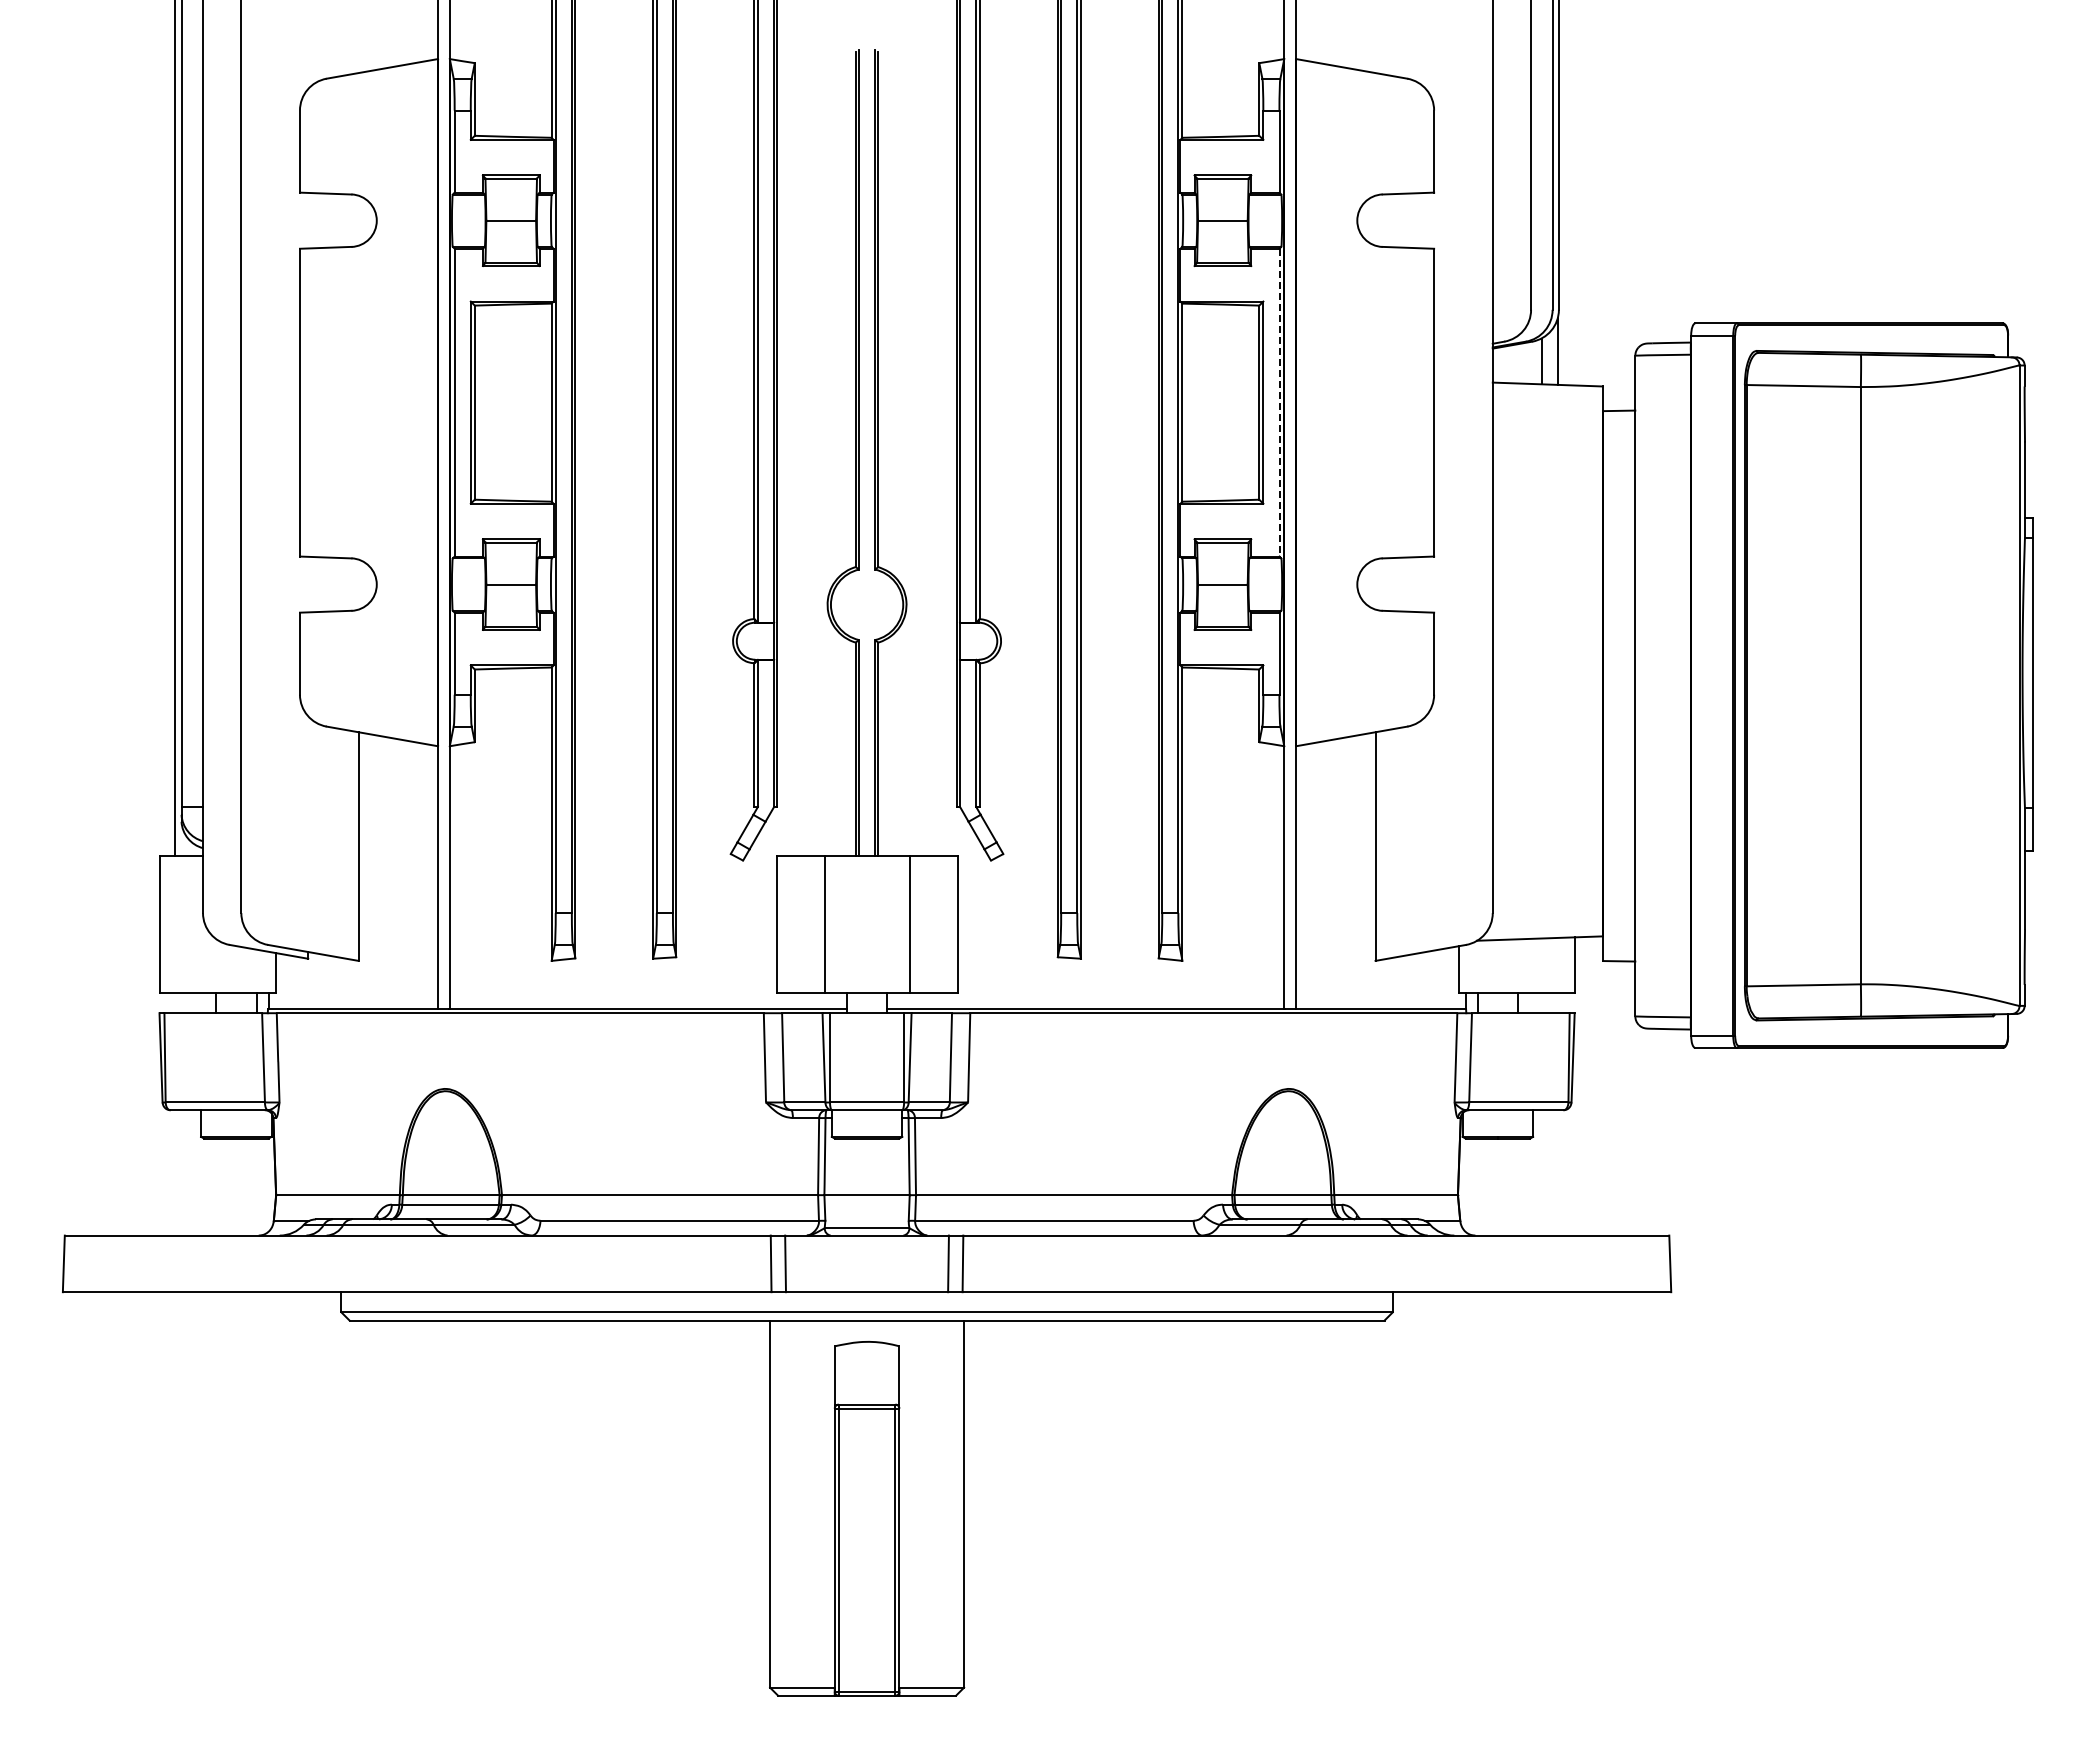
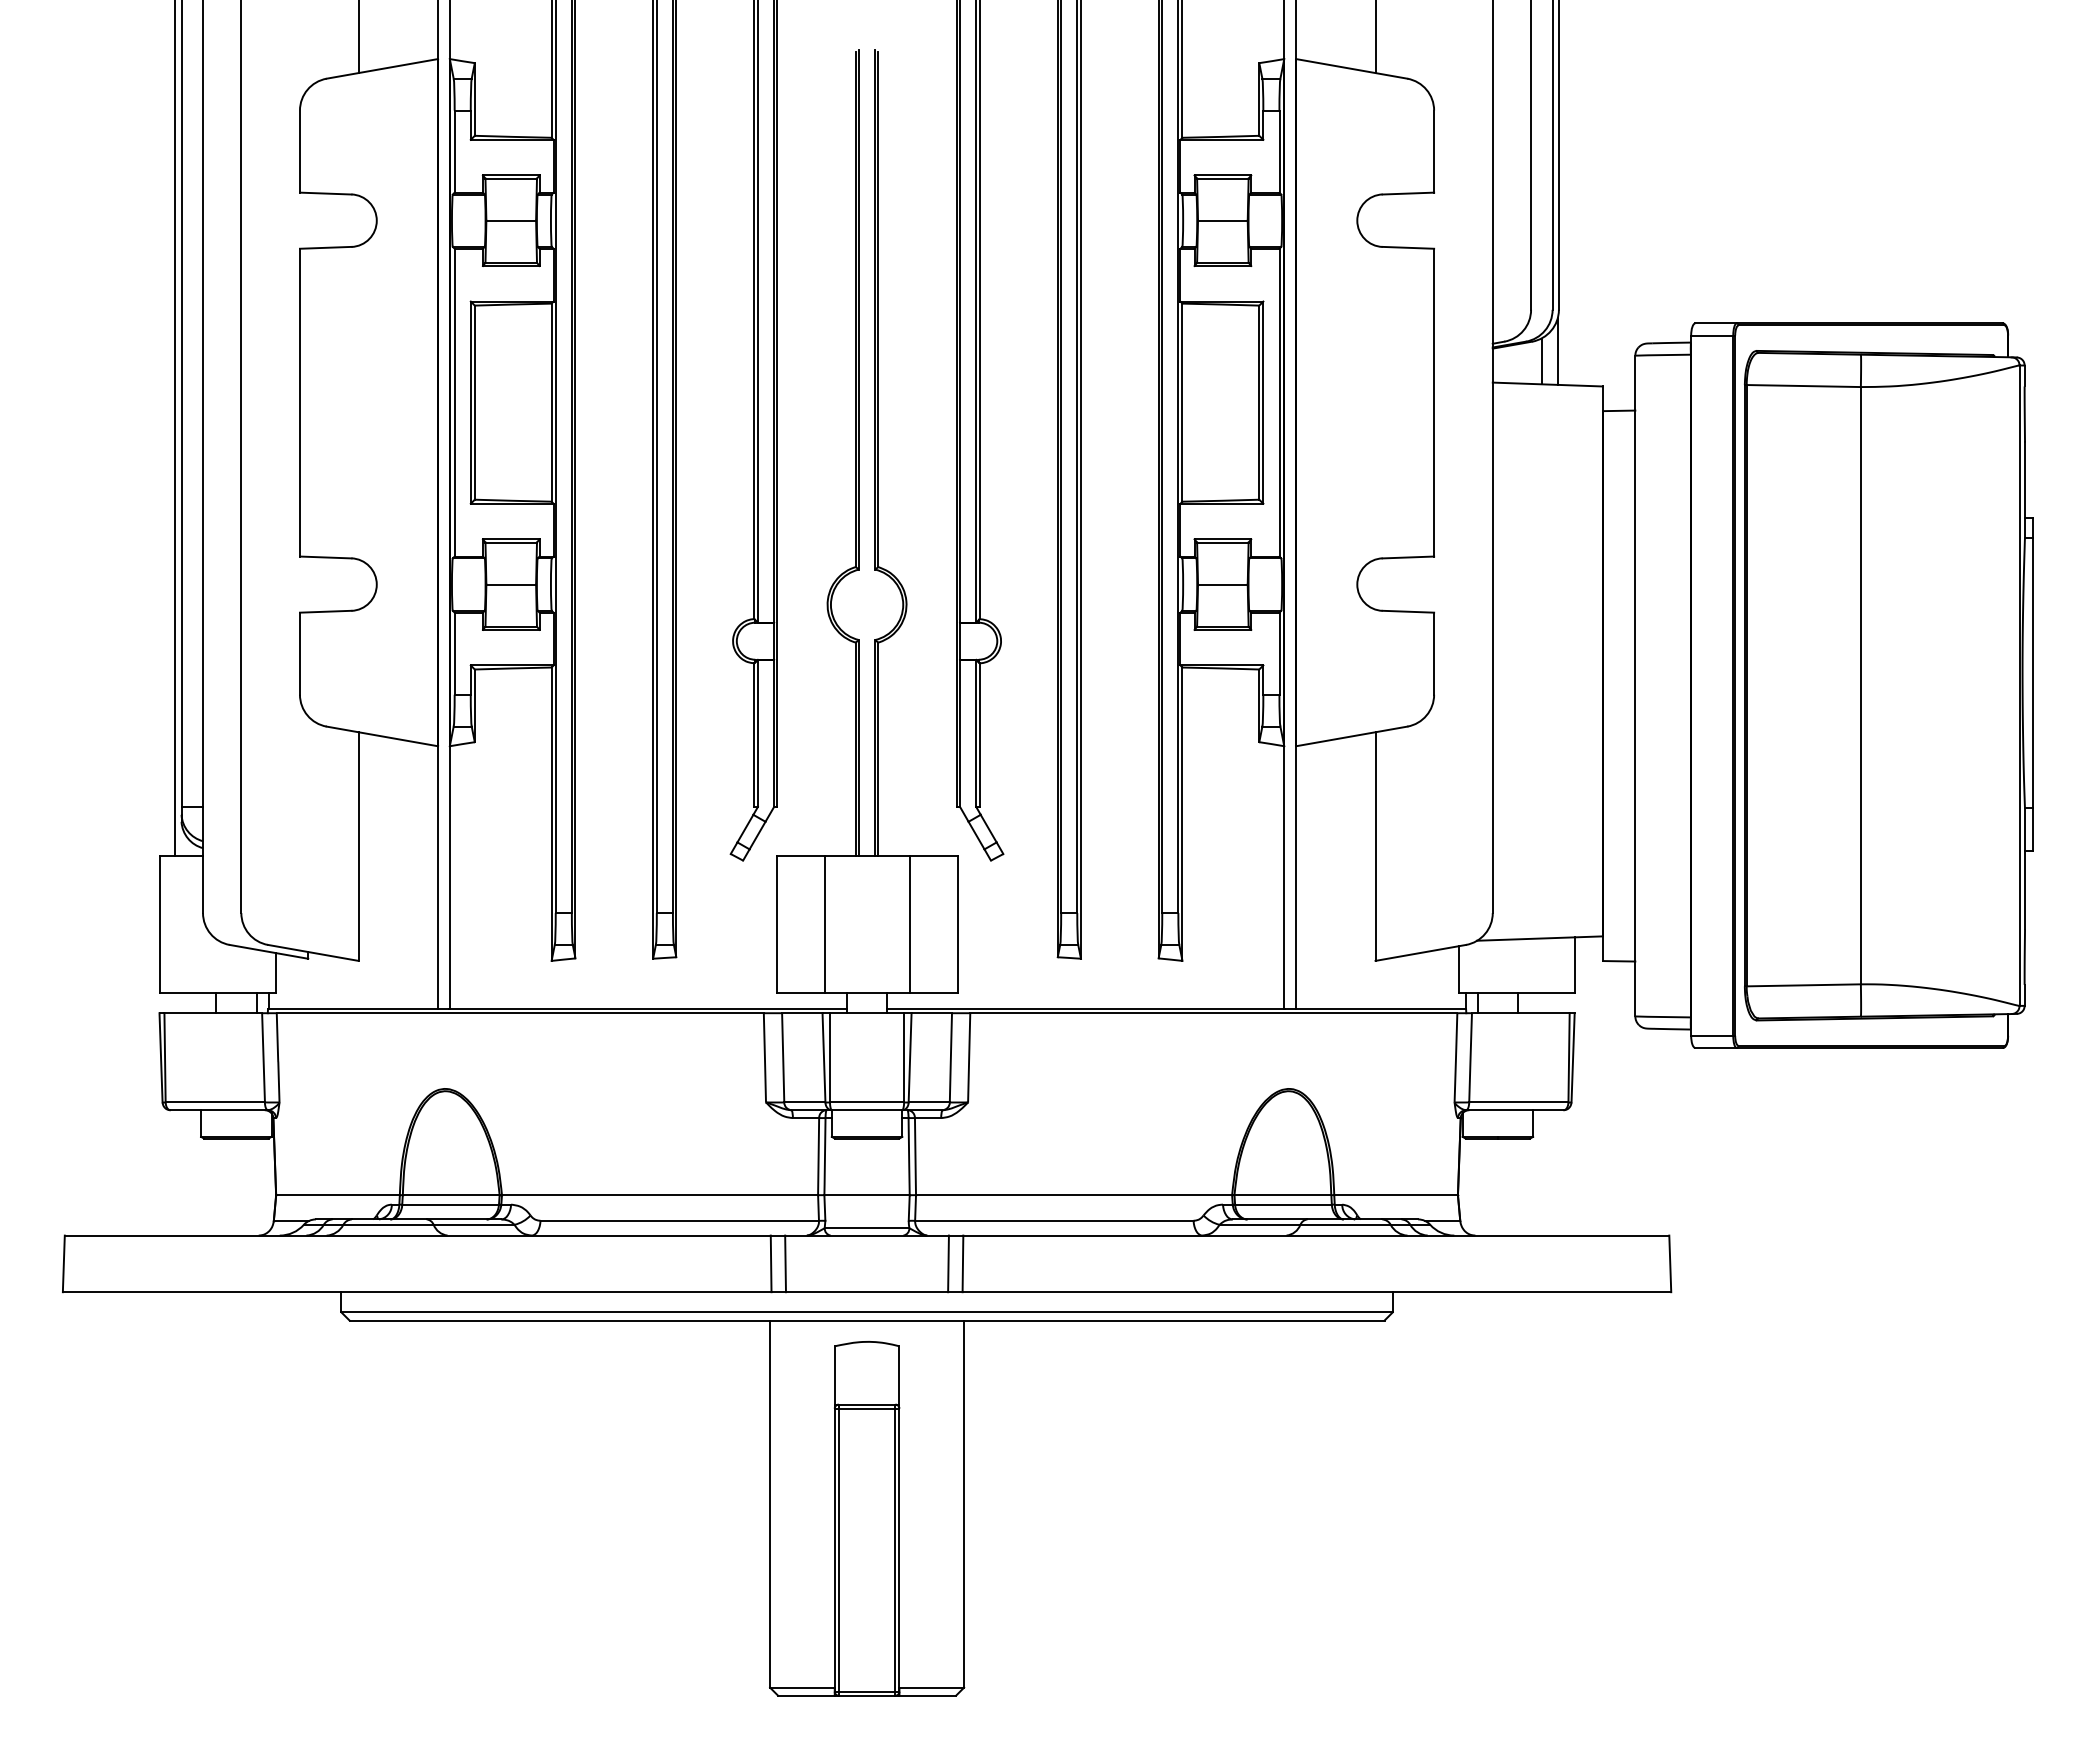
line: none -> present (358, 37)
line: none -> present (1375, 37)
line: dashed -> solid (1279, 402)
